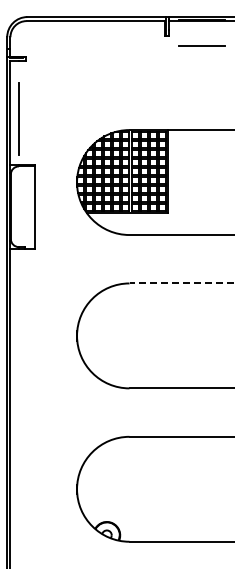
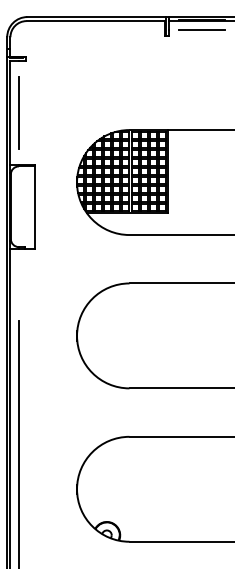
line position: (201, 45) -> (201, 29) (201, 29)
line position: (18, 118) -> (18, 112) (18, 112)
line: dashed -> solid (181, 283)
line: none -> present (19, 442)
